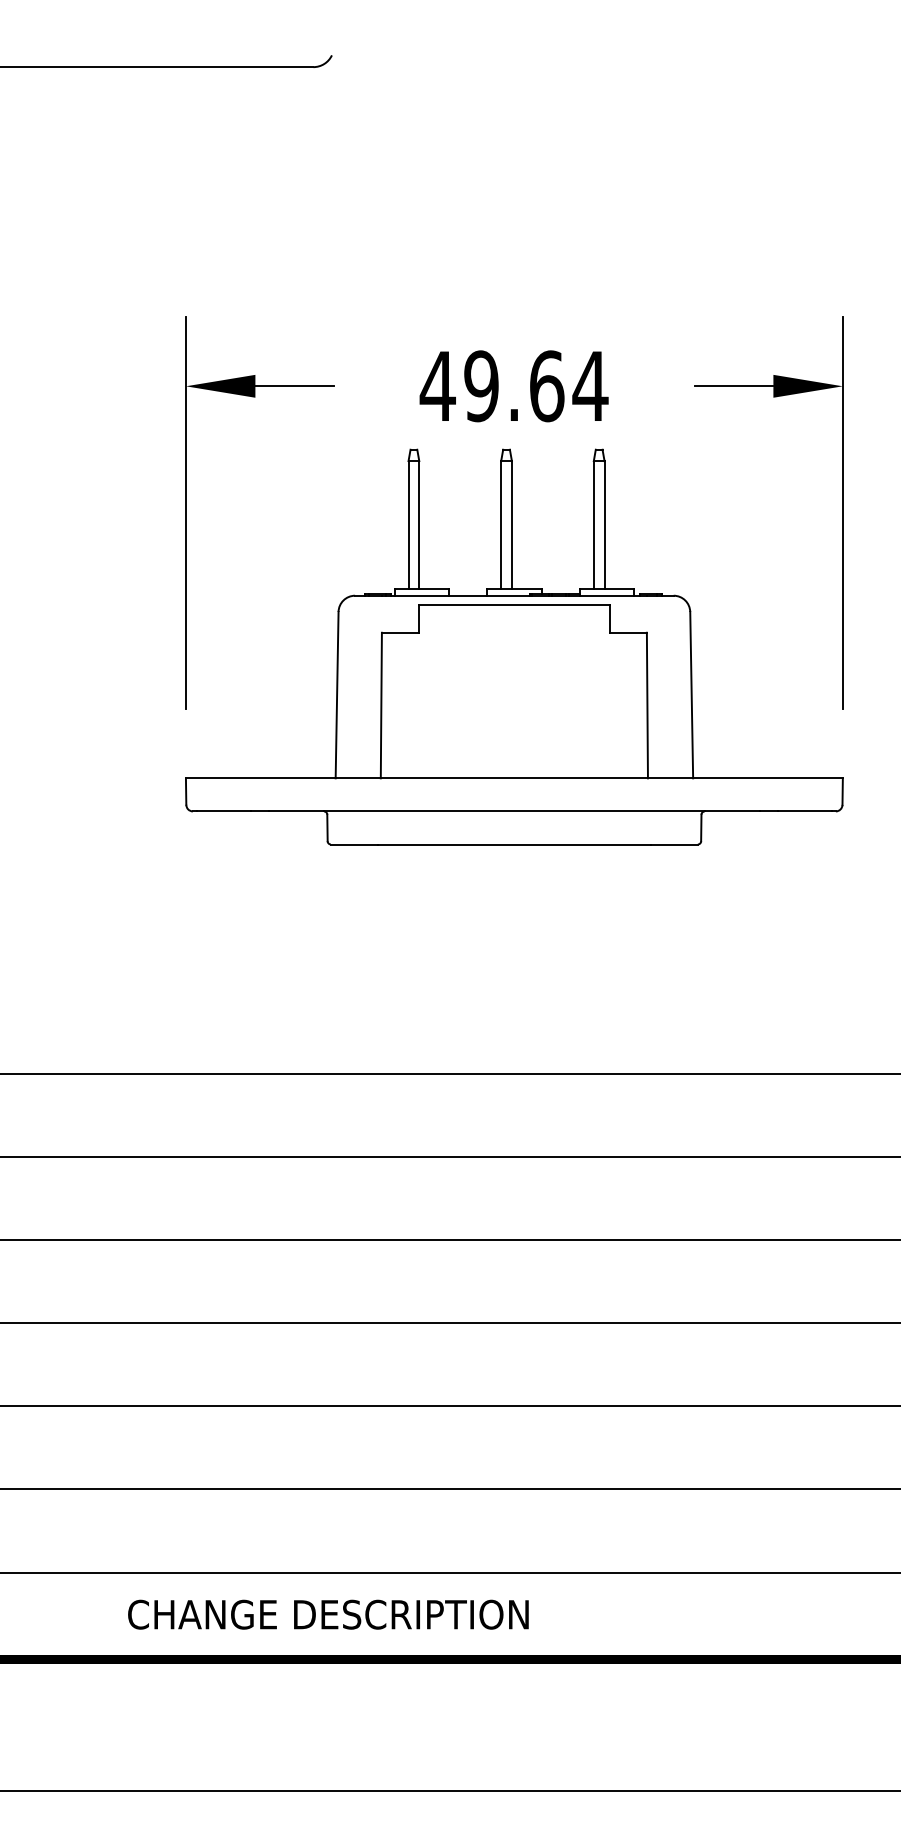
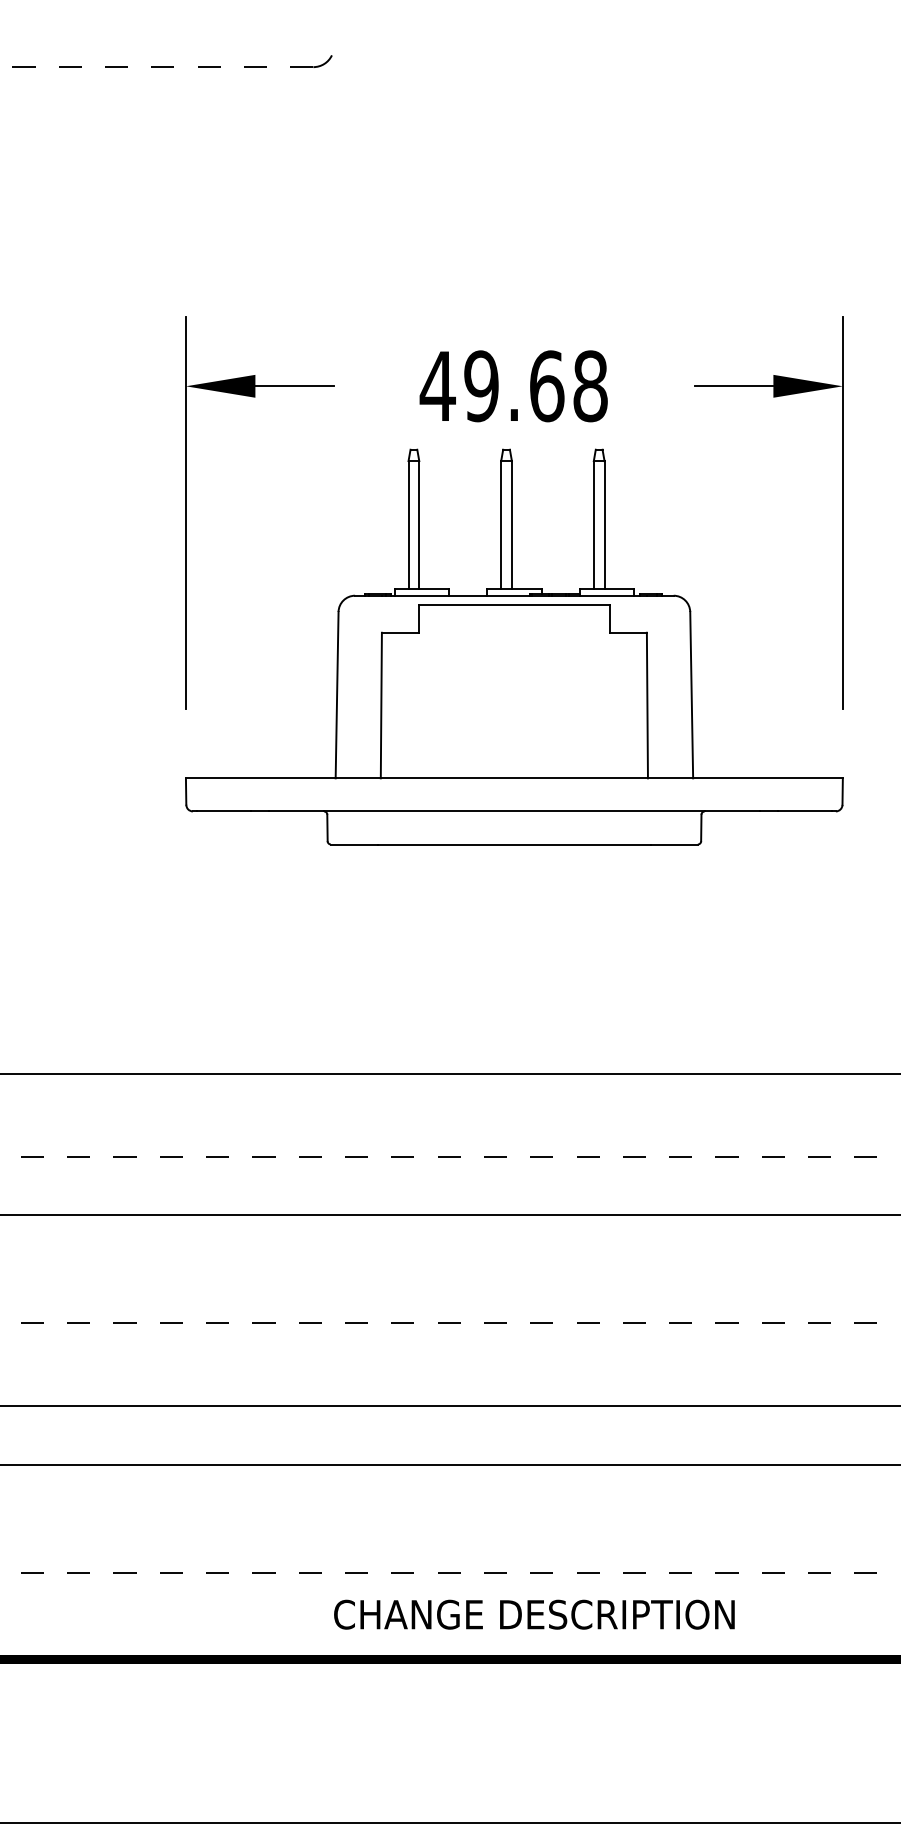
line: solid -> dashed (156, 67)
text: 49.64 -> 49.68 (590, 386)
line: solid -> dashed (451, 1156)
line position: (449, 1239) -> (449, 1214) (449, 1214)
line: solid -> dashed (451, 1323)
line position: (449, 1489) -> (449, 1465) (449, 1465)
line: solid -> dashed (451, 1572)
text position: (328, 1614) -> (534, 1614) (534, 1614)
line position: (449, 1790) -> (449, 1822) (449, 1822)
